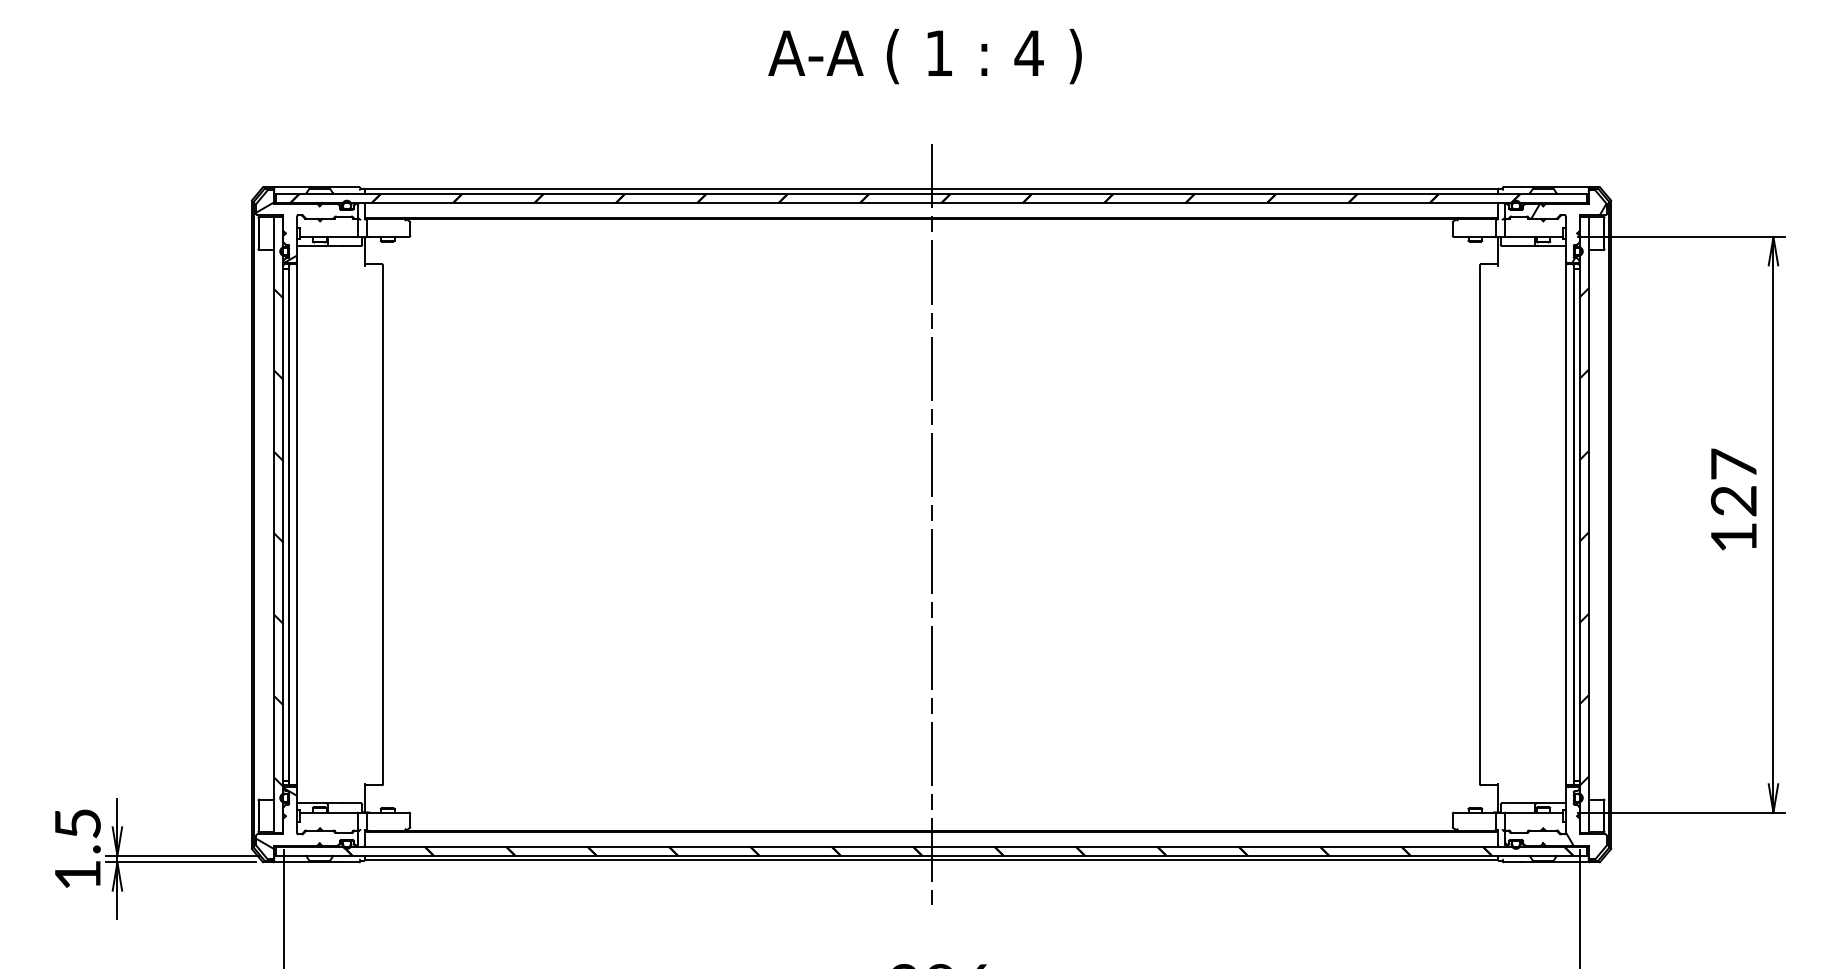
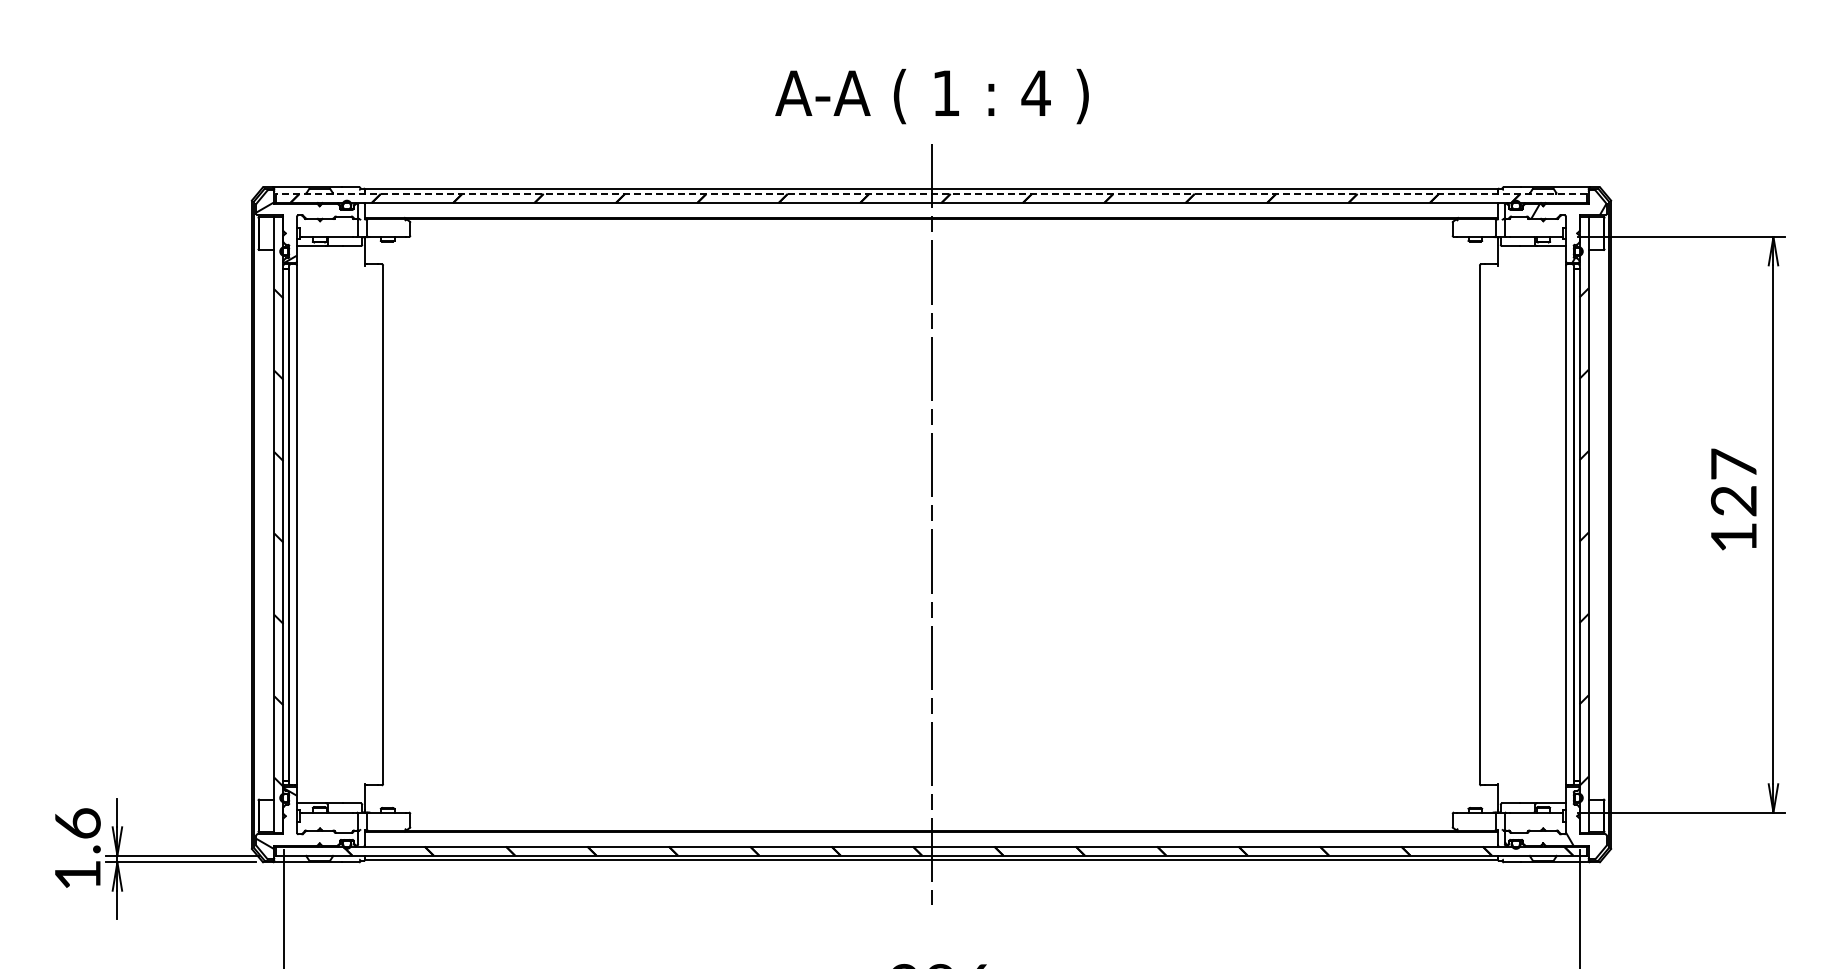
text position: (924, 56) -> (931, 96) (931, 96)
line: solid -> dashed (931, 193)
text: 1.5 -> 1.6 (77, 823)
